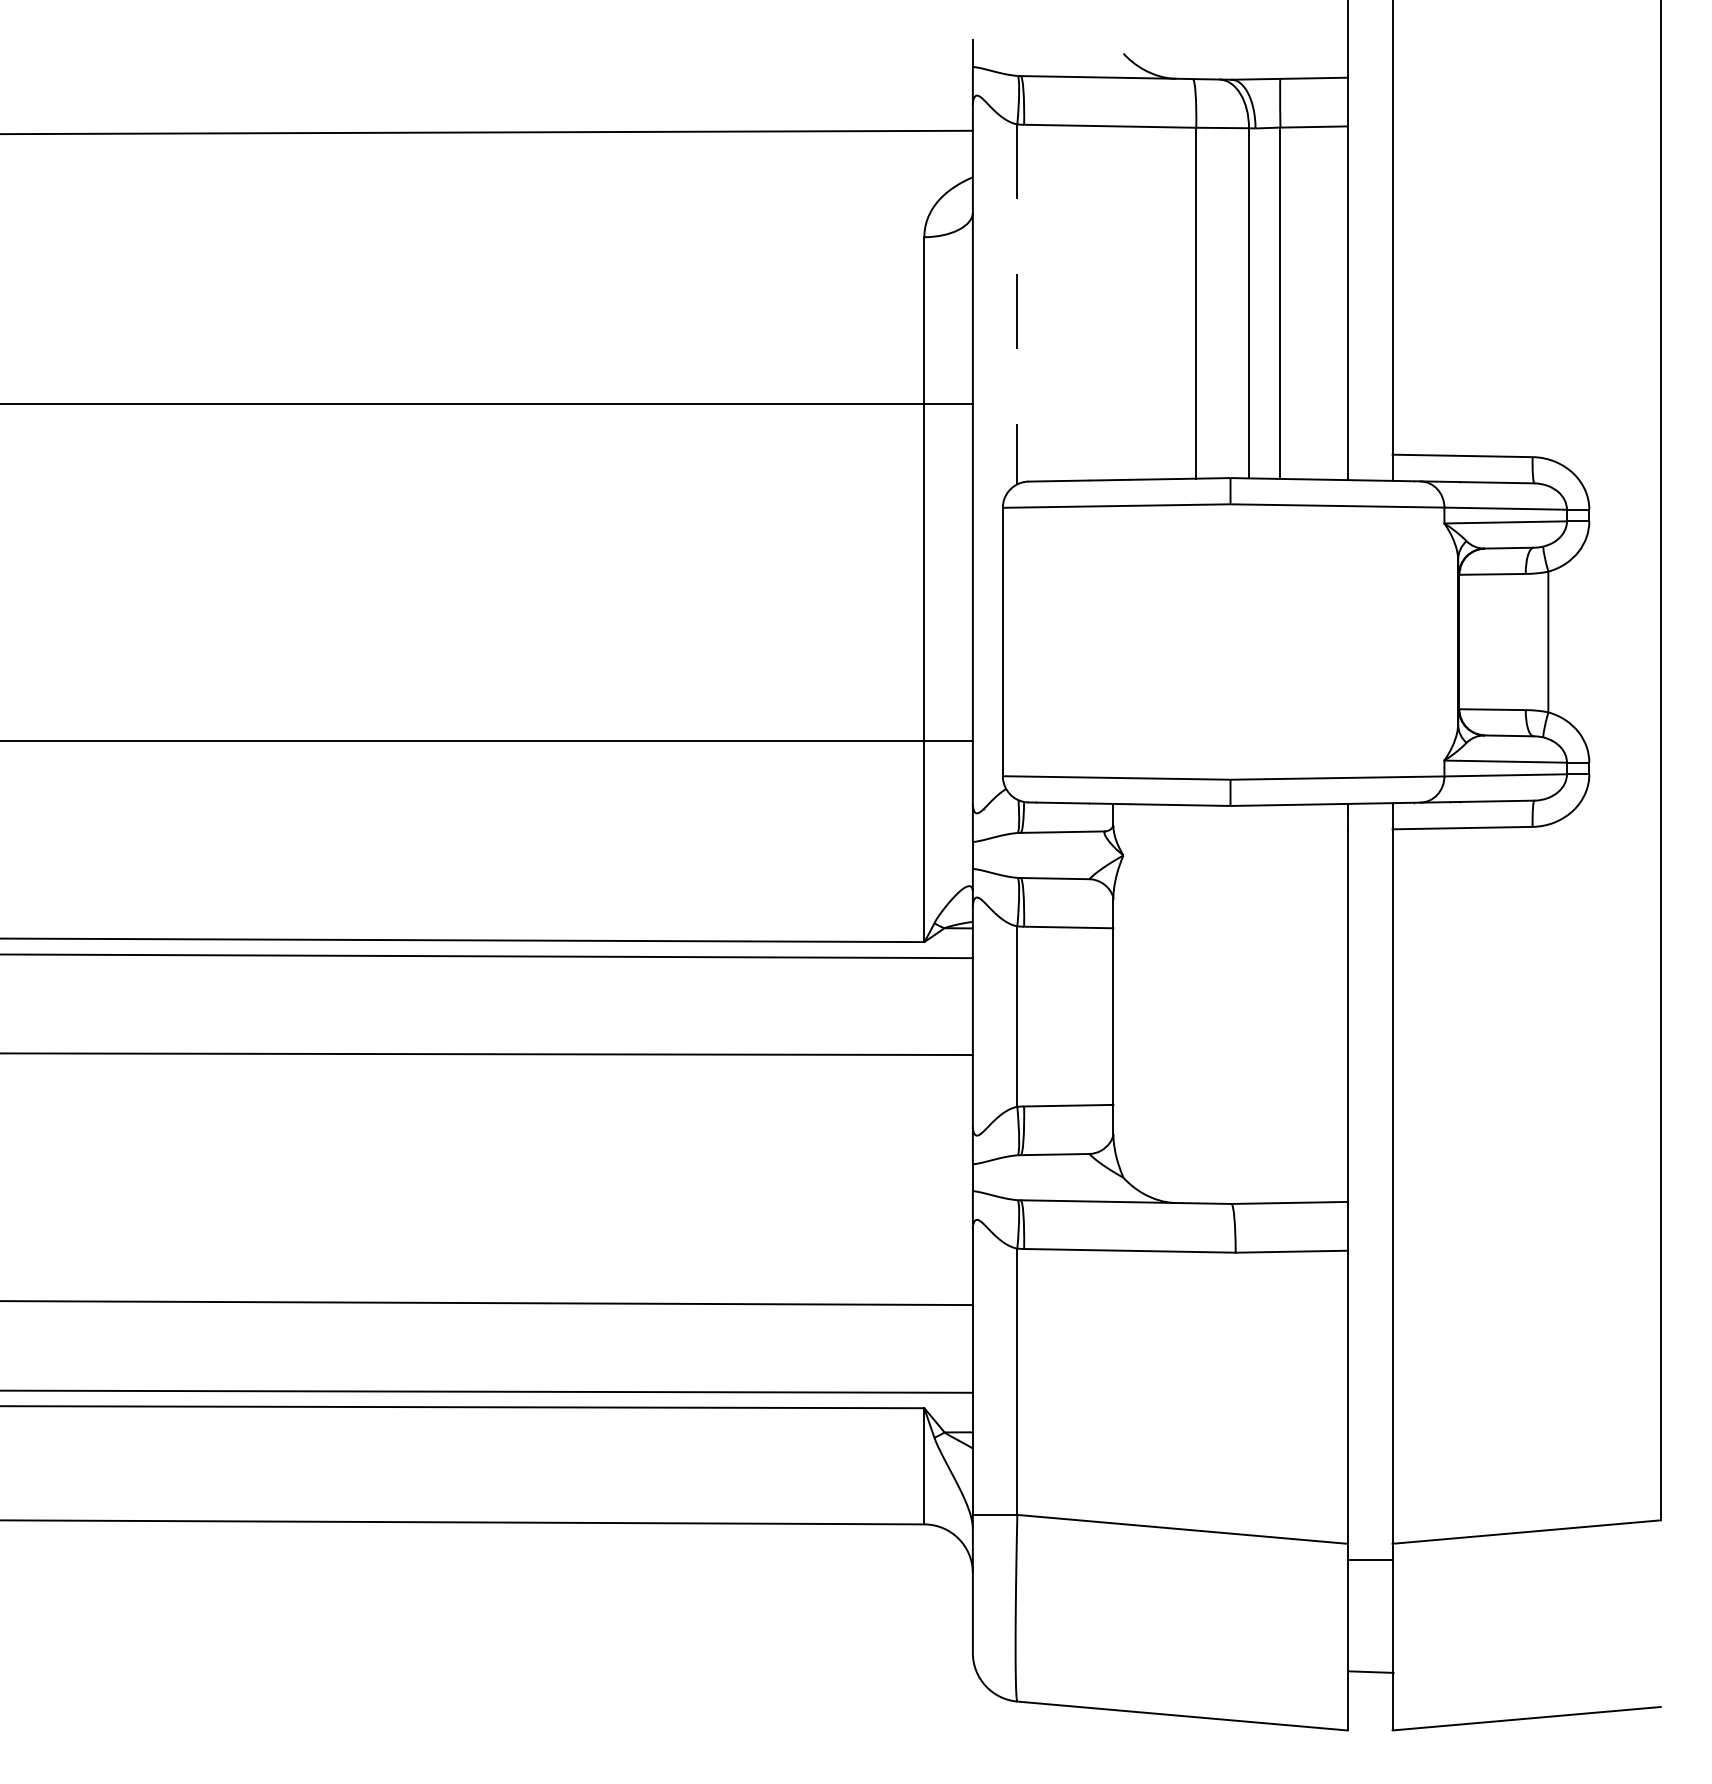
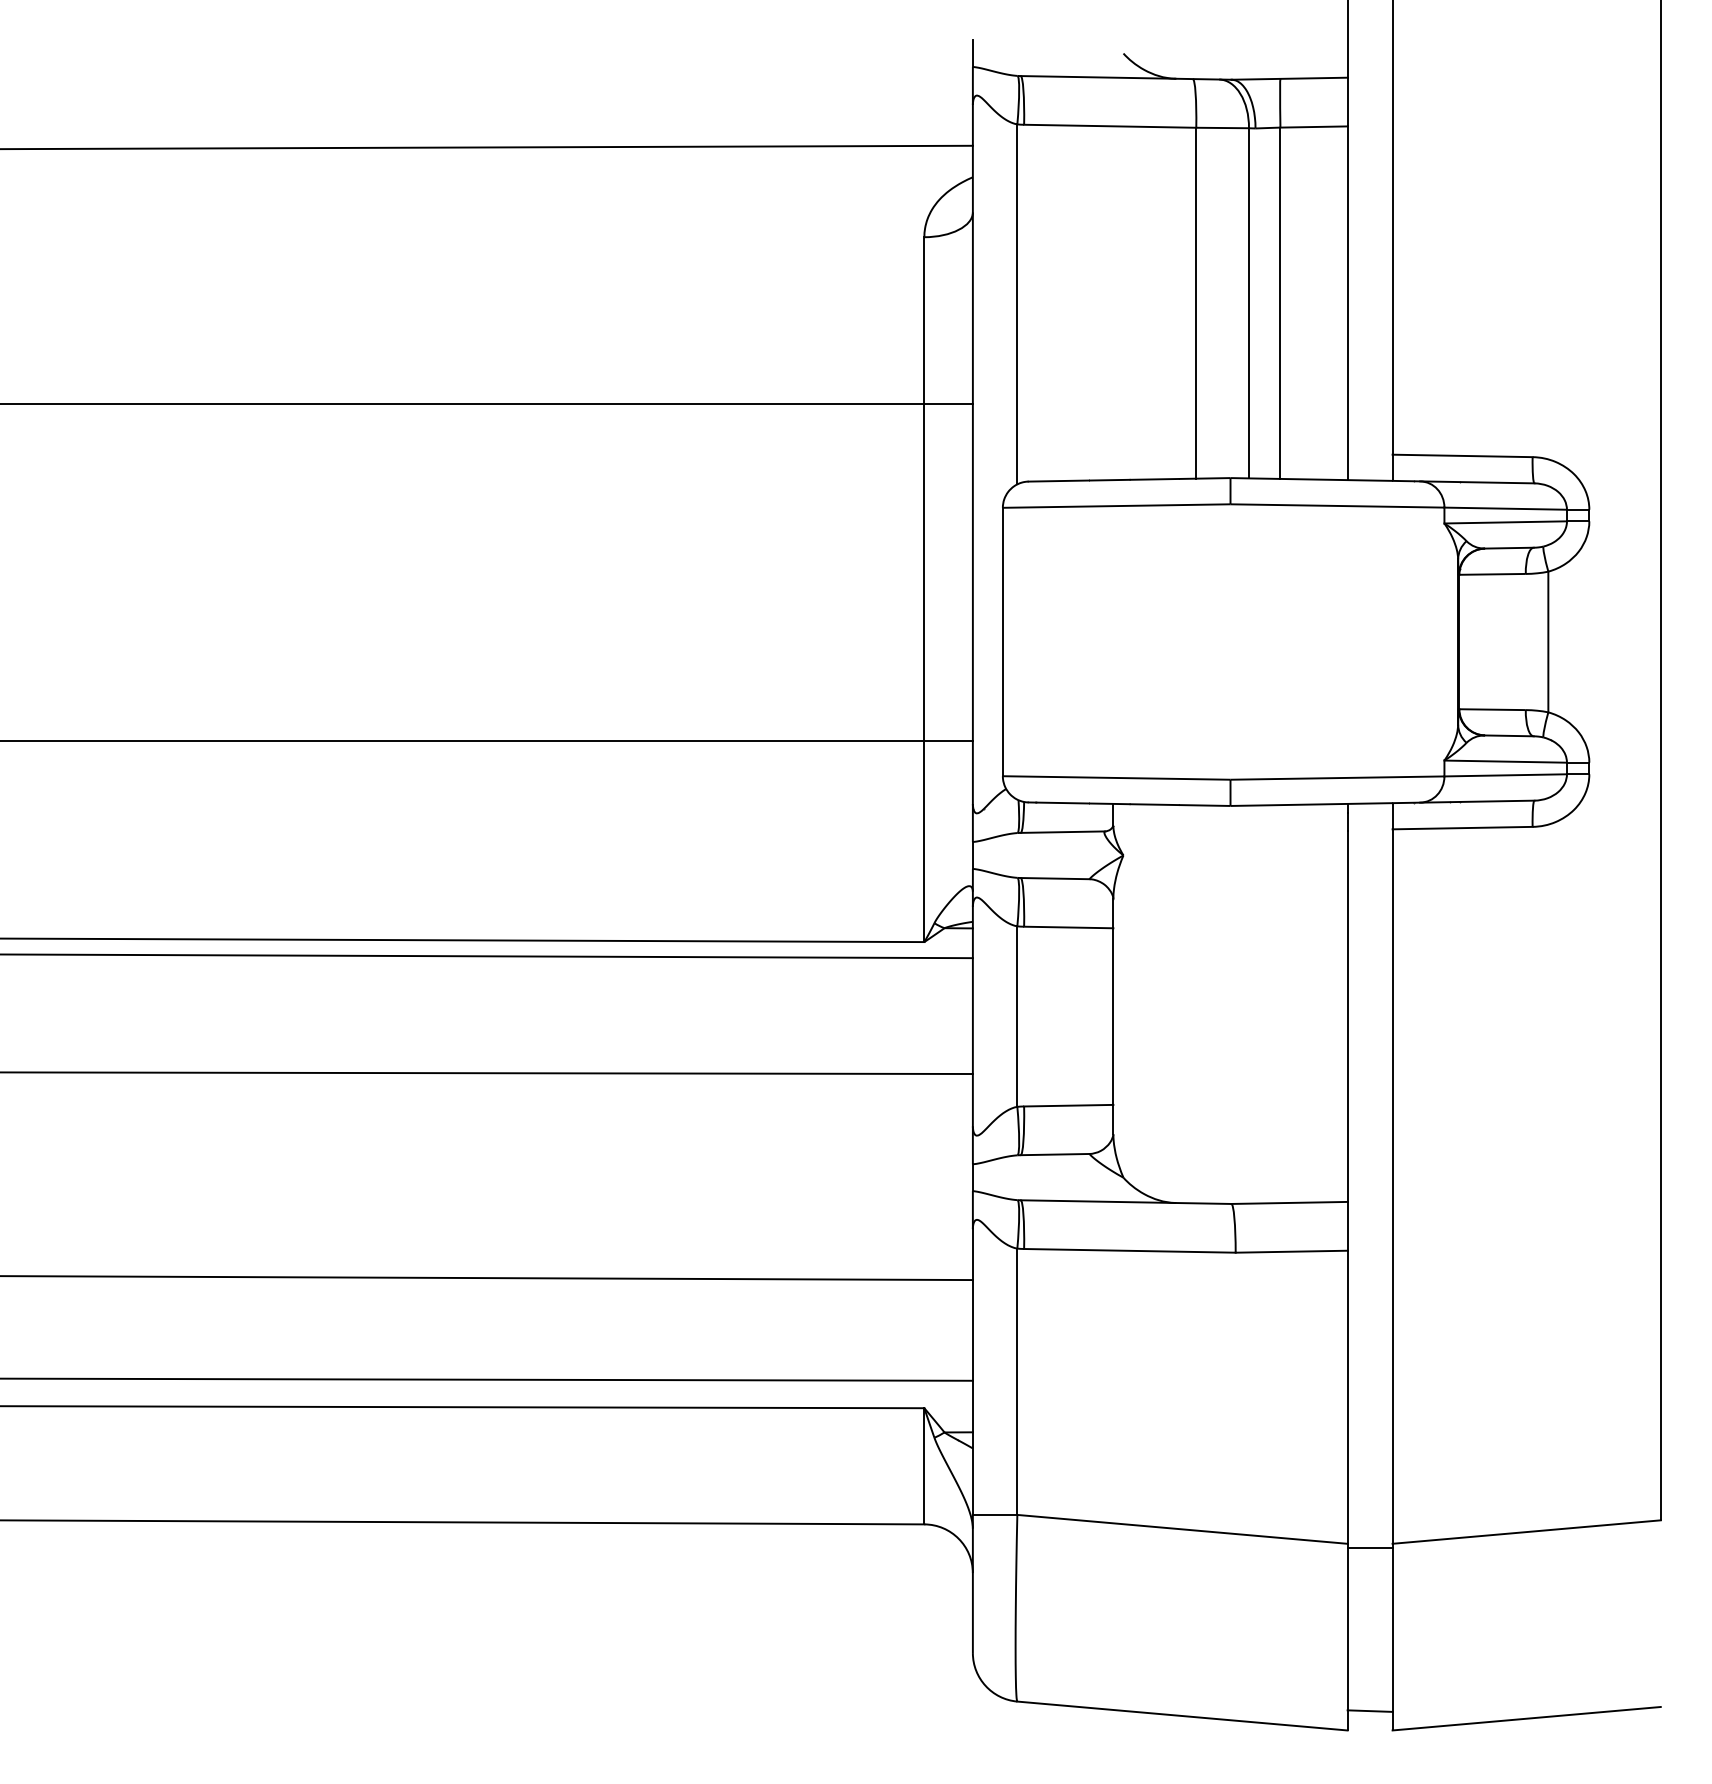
line position: (487, 132) -> (487, 147) (487, 147)
line: dashed -> solid (1017, 304)
line position: (487, 1054) -> (487, 1073) (487, 1073)
line position: (487, 1303) -> (487, 1278) (487, 1278)
line position: (487, 1391) -> (487, 1379) (487, 1379)
line position: (1369, 1559) -> (1369, 1547) (1369, 1547)
line position: (1370, 1671) -> (1369, 1710) (1369, 1710)
